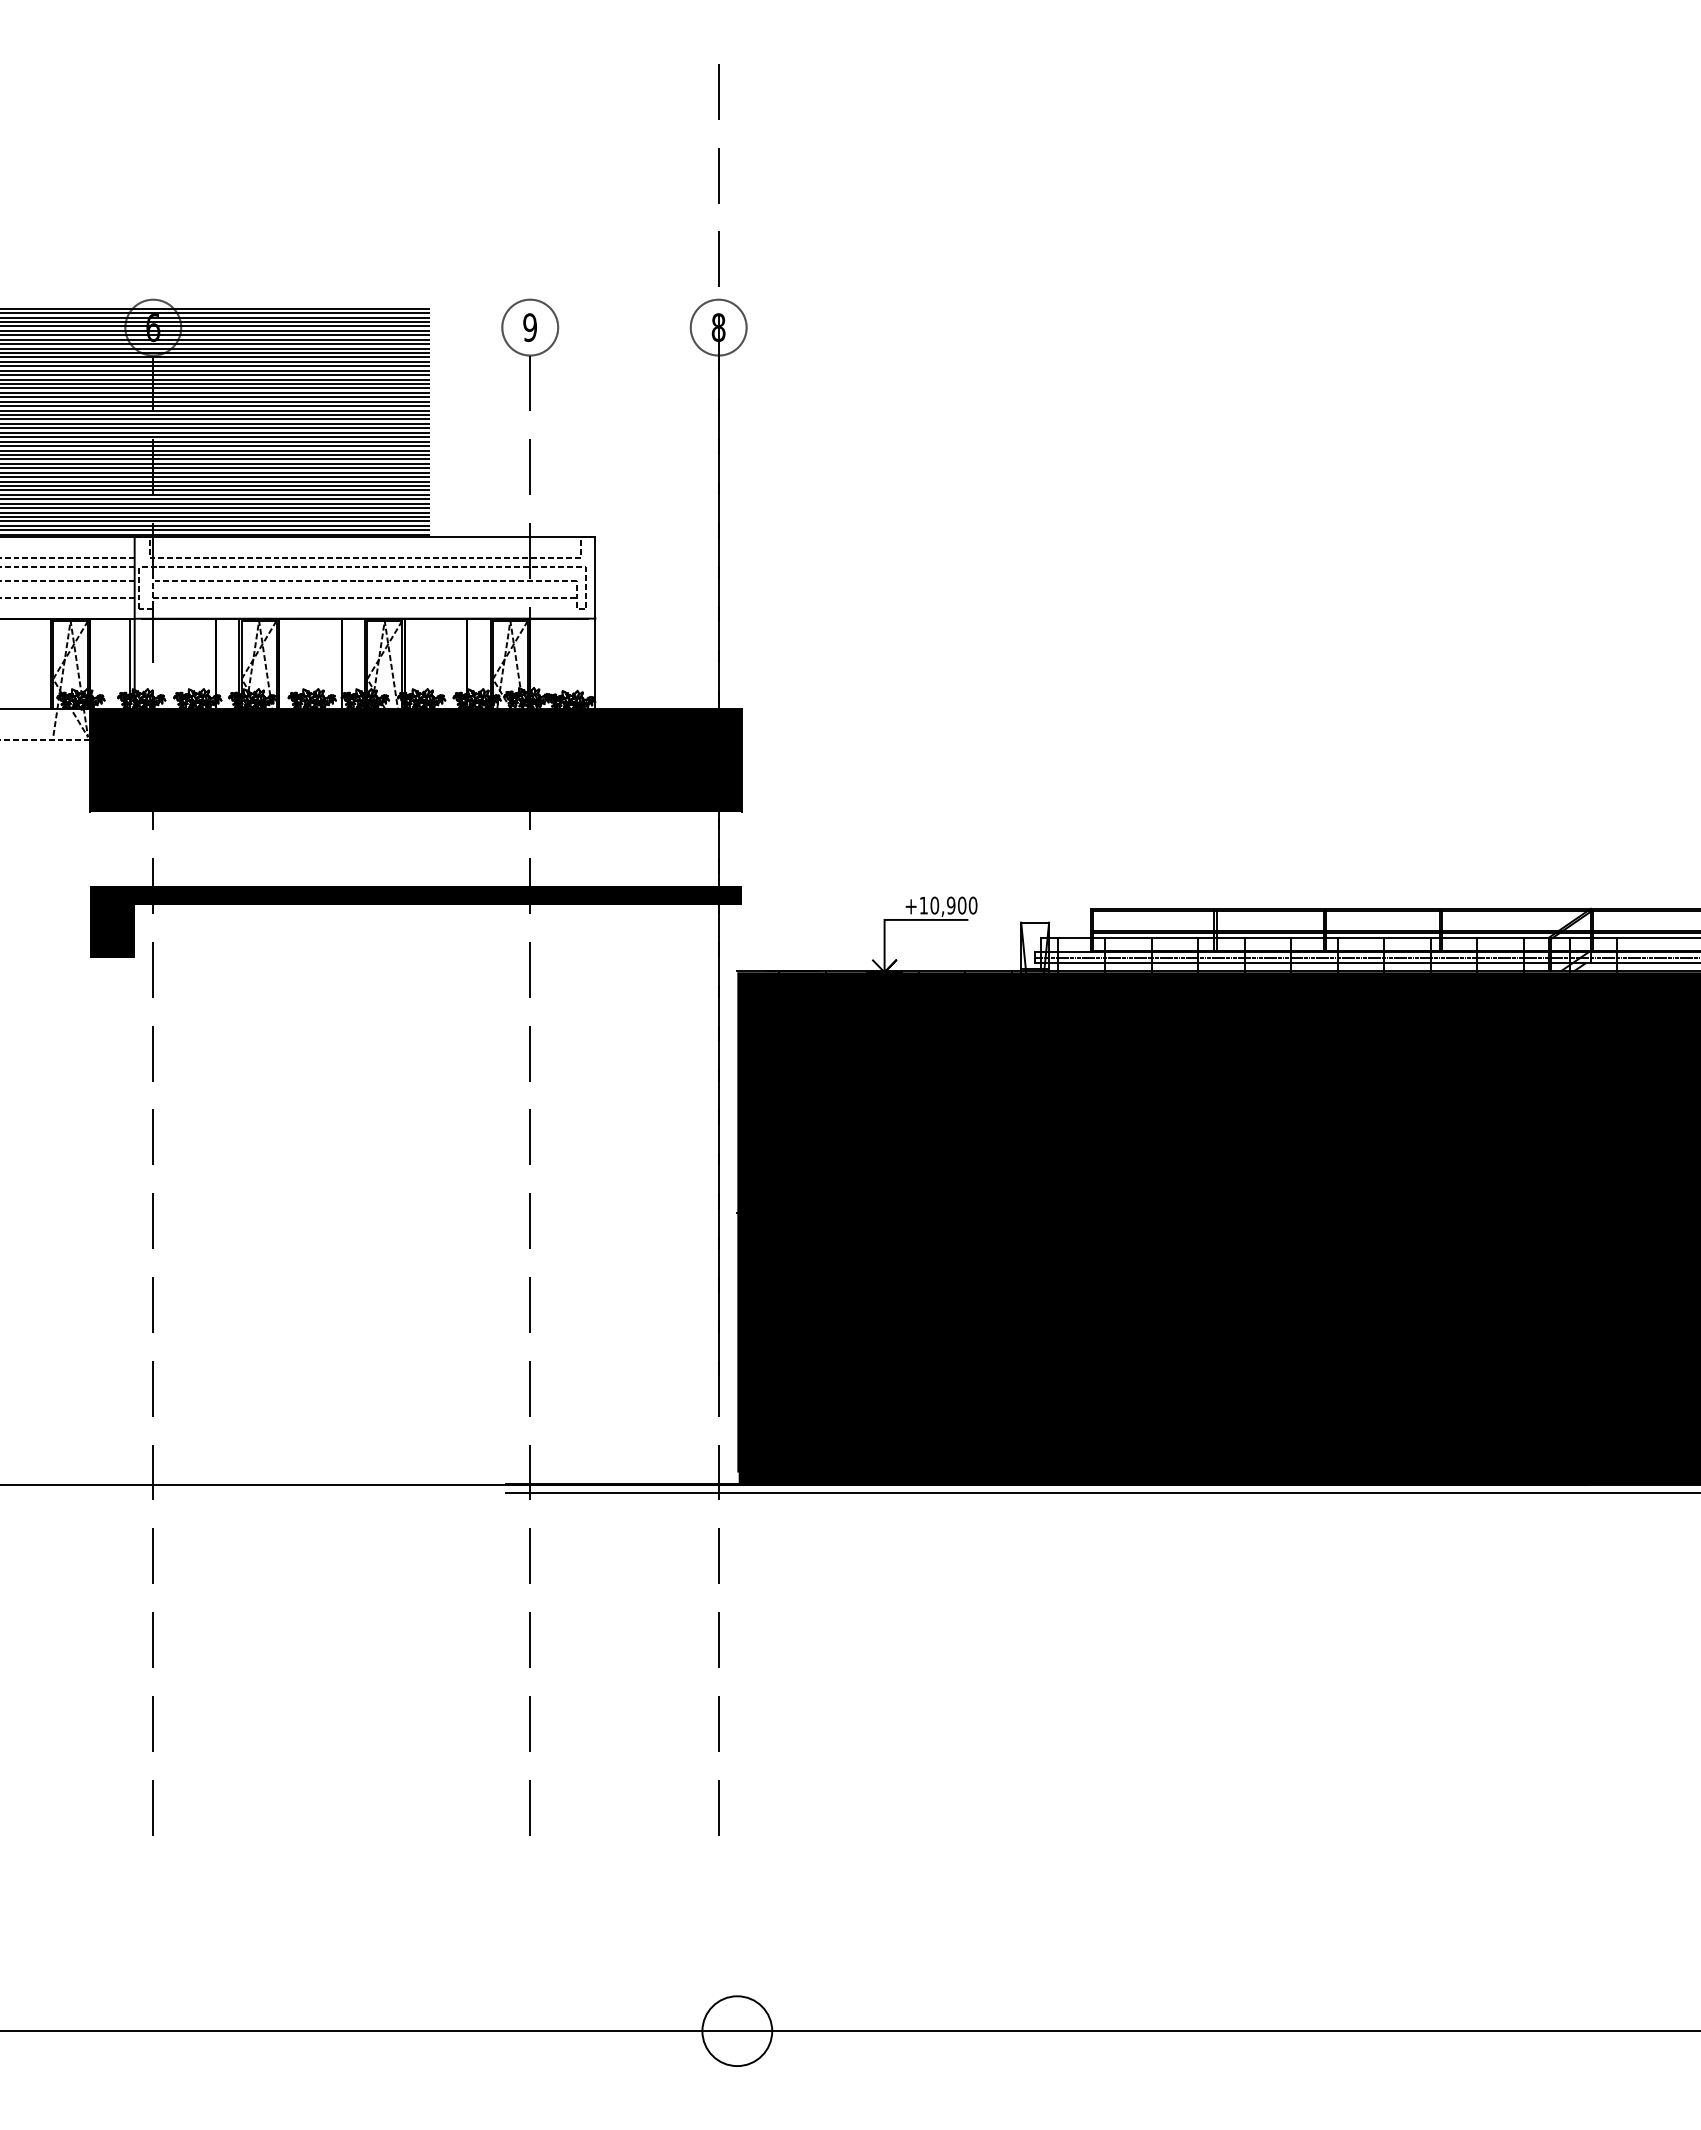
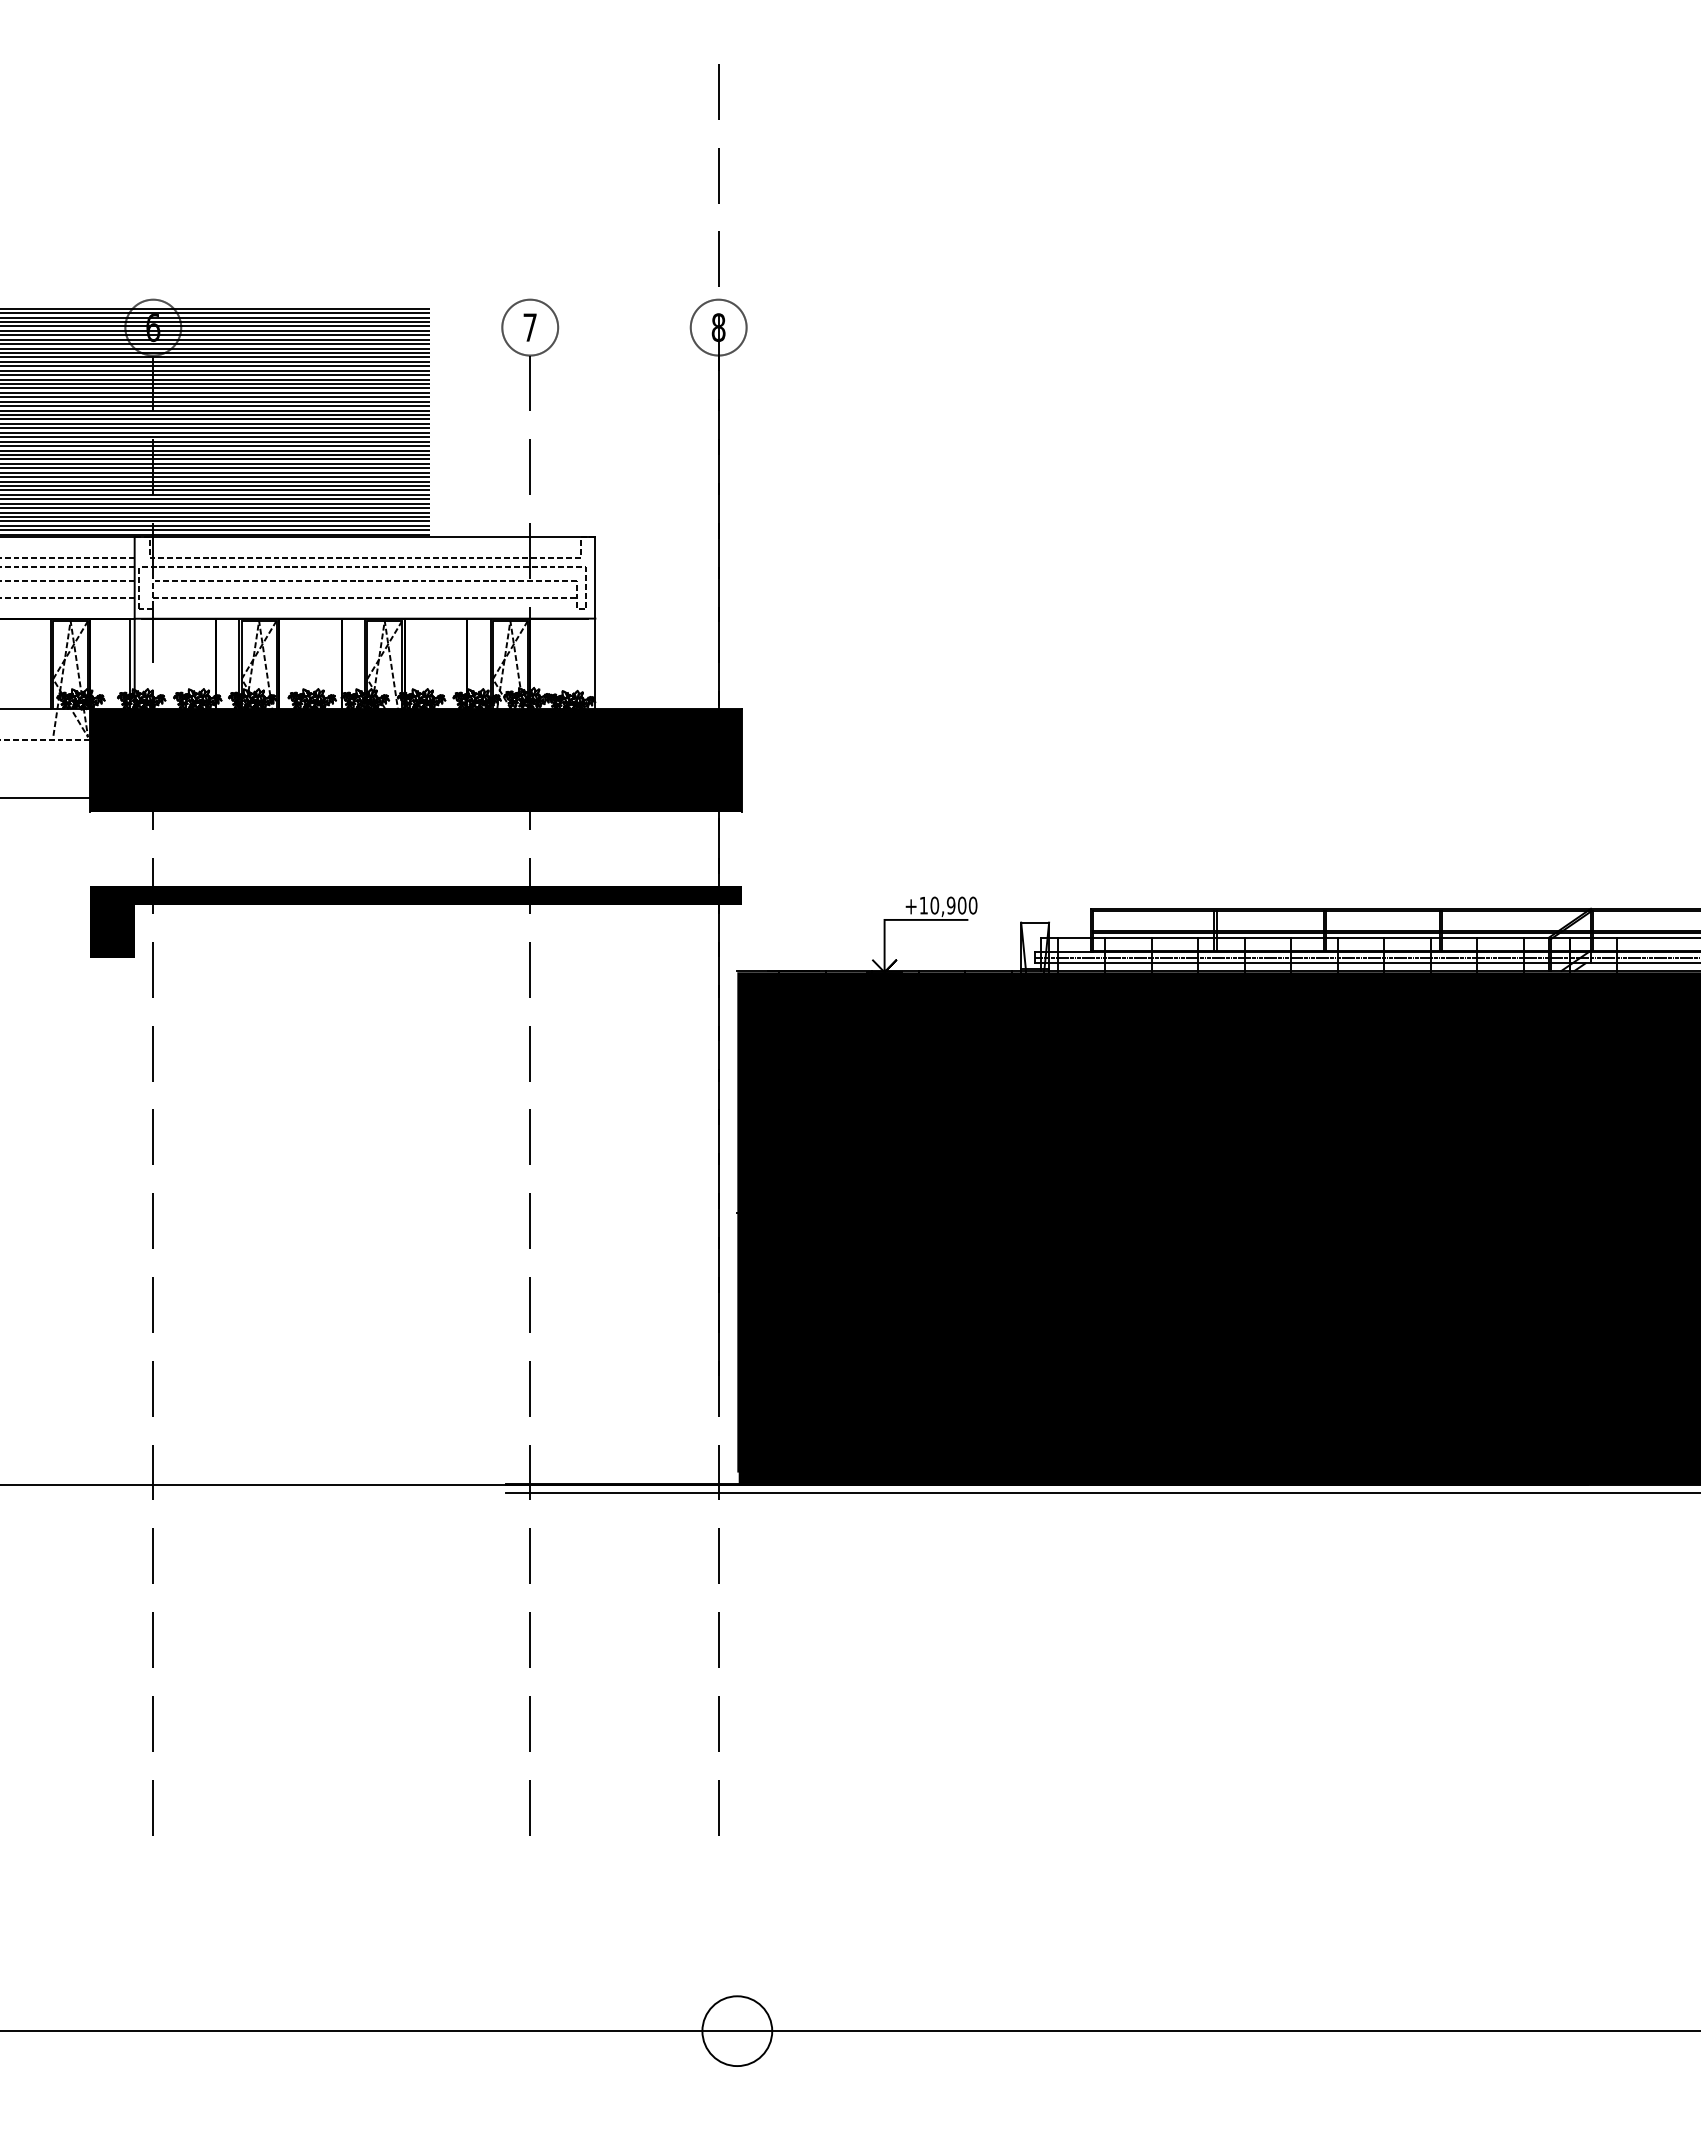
text: 9 -> 7 (529, 327)
line: none -> present (46, 797)
